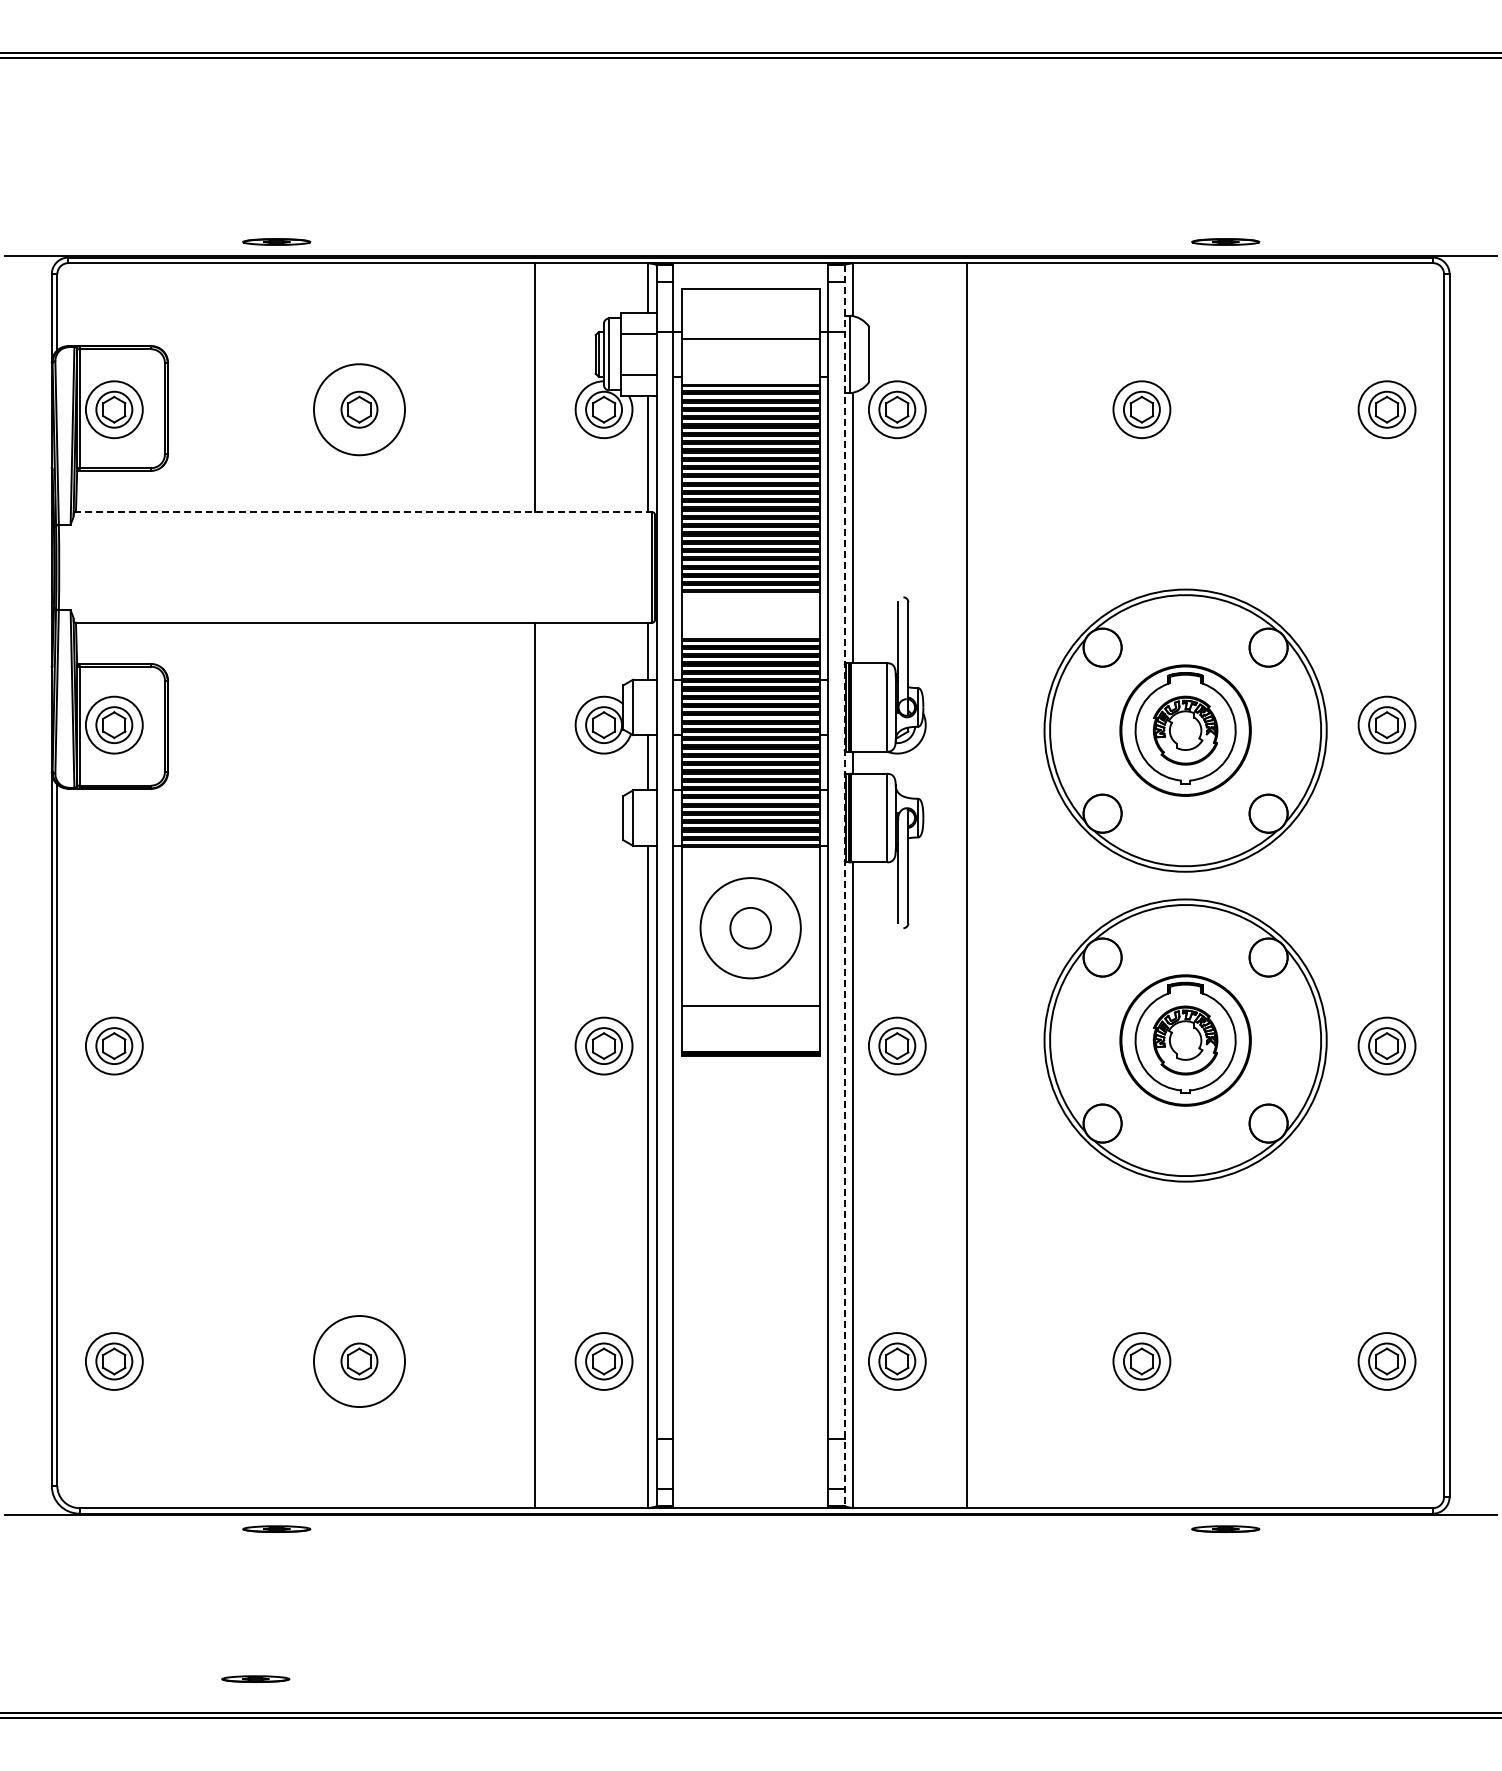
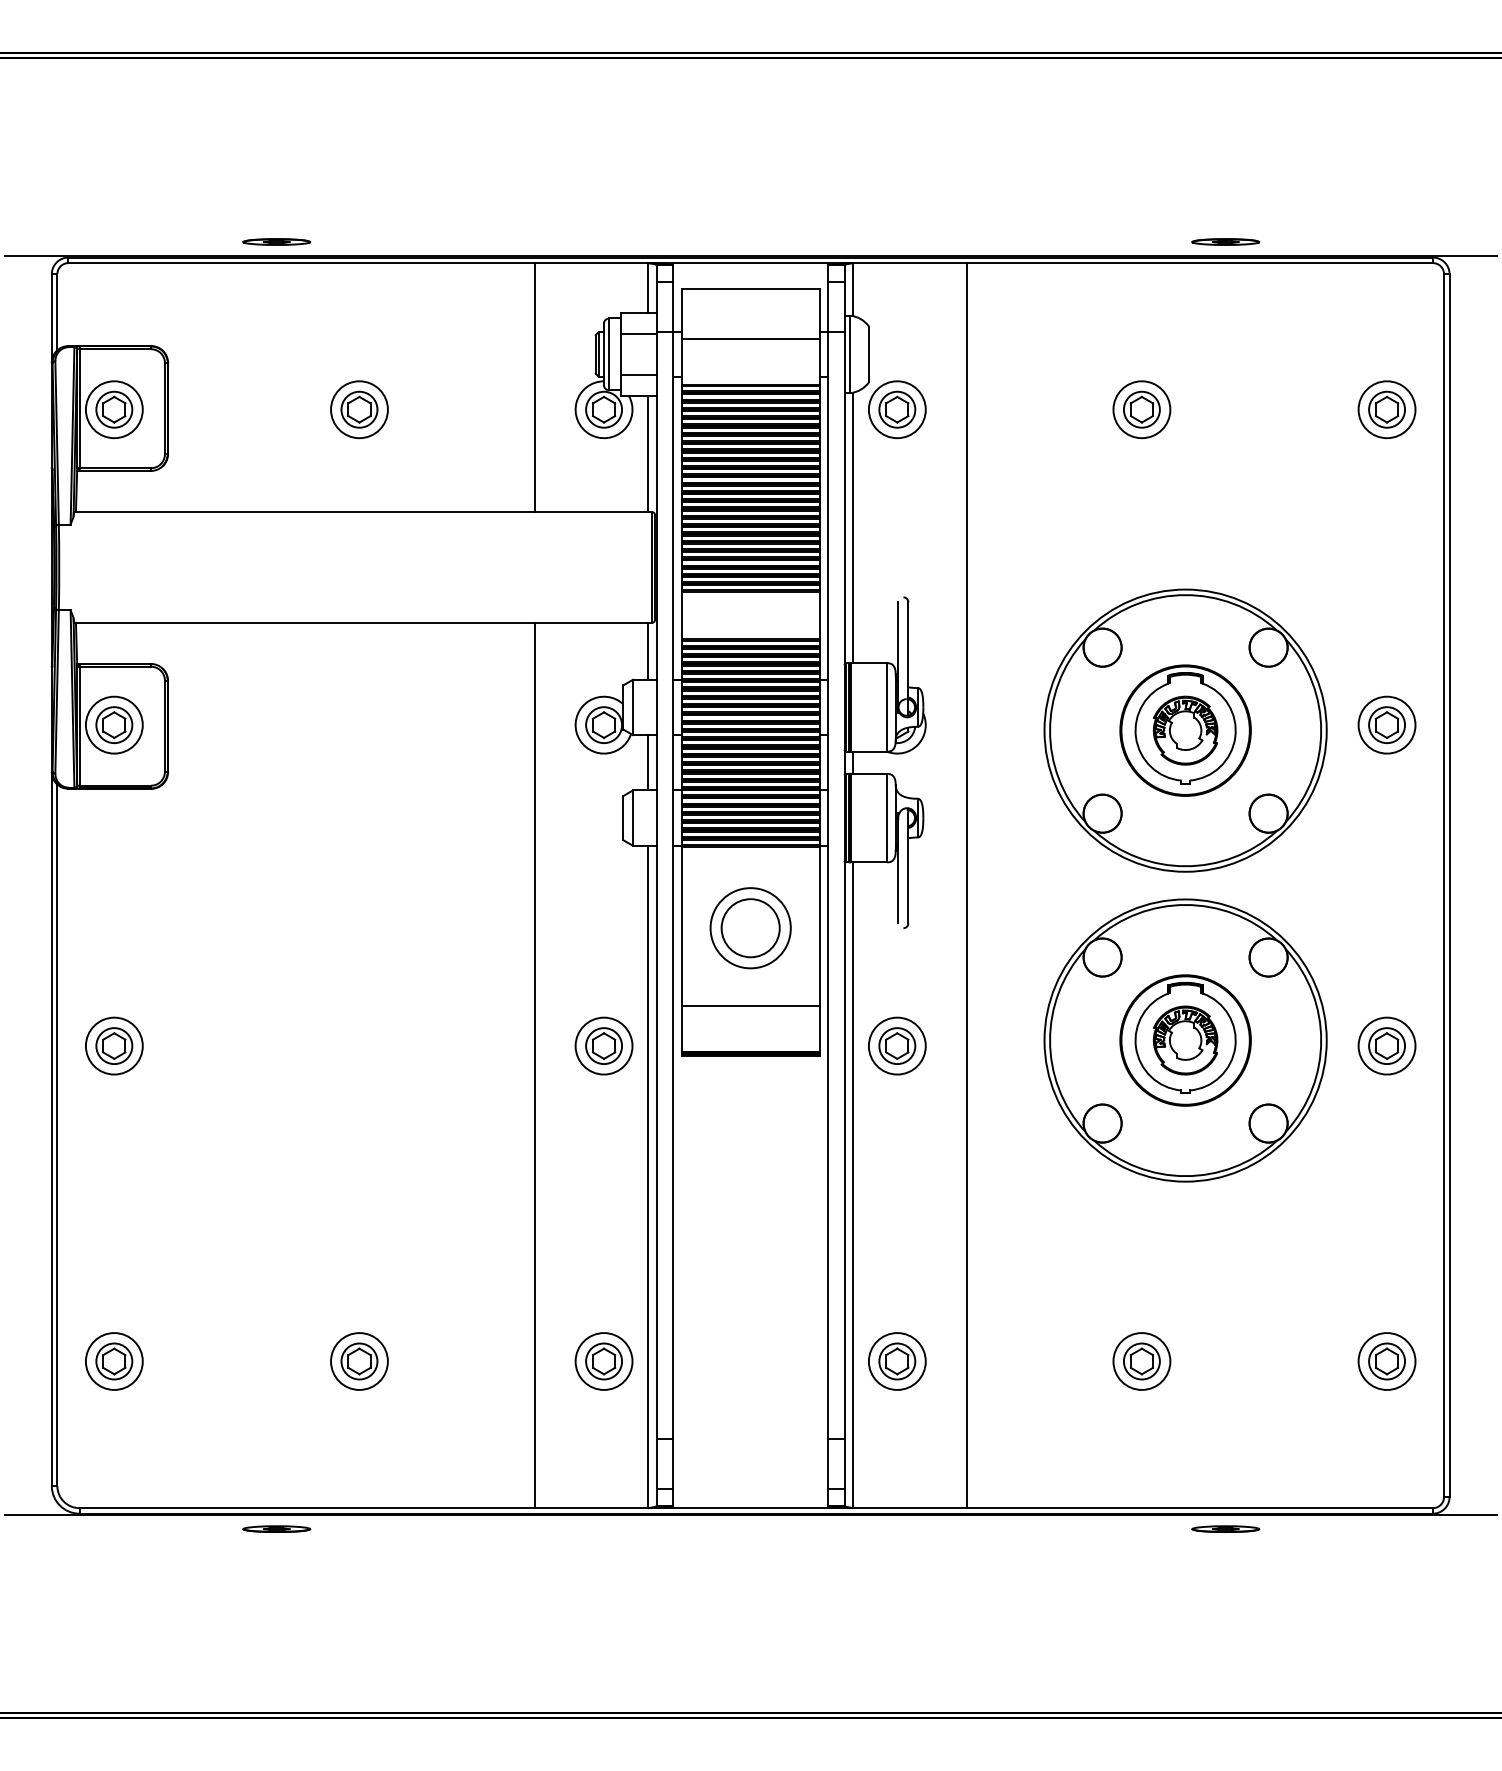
circle diameter: 91 px -> 57 px (359, 409)
line: dashed -> solid (363, 512)
line: dashed -> solid (844, 886)
circle diameter: 41 px -> 58 px (750, 928)
circle diameter: 100 px -> 80 px (750, 928)
circle diameter: 91 px -> 57 px (359, 1361)
part: present -> none (255, 1678)
